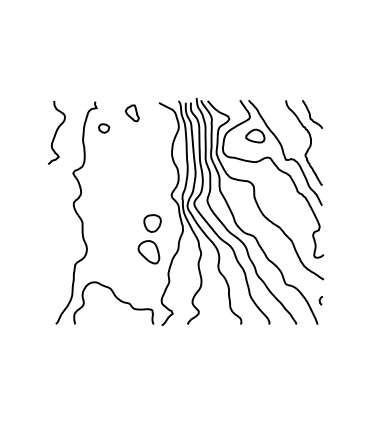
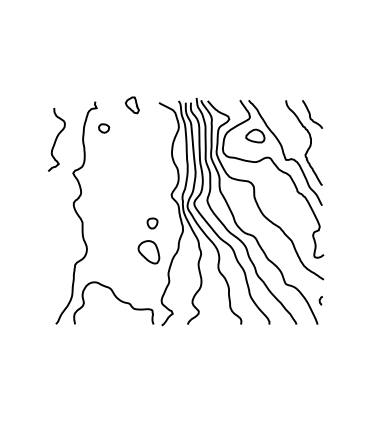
part position: (131, 113) -> (131, 105) (131, 105)
curve position: (56, 132) -> (56, 139) (56, 139)
part size: 19x19 px -> 13x13 px (152, 223)
